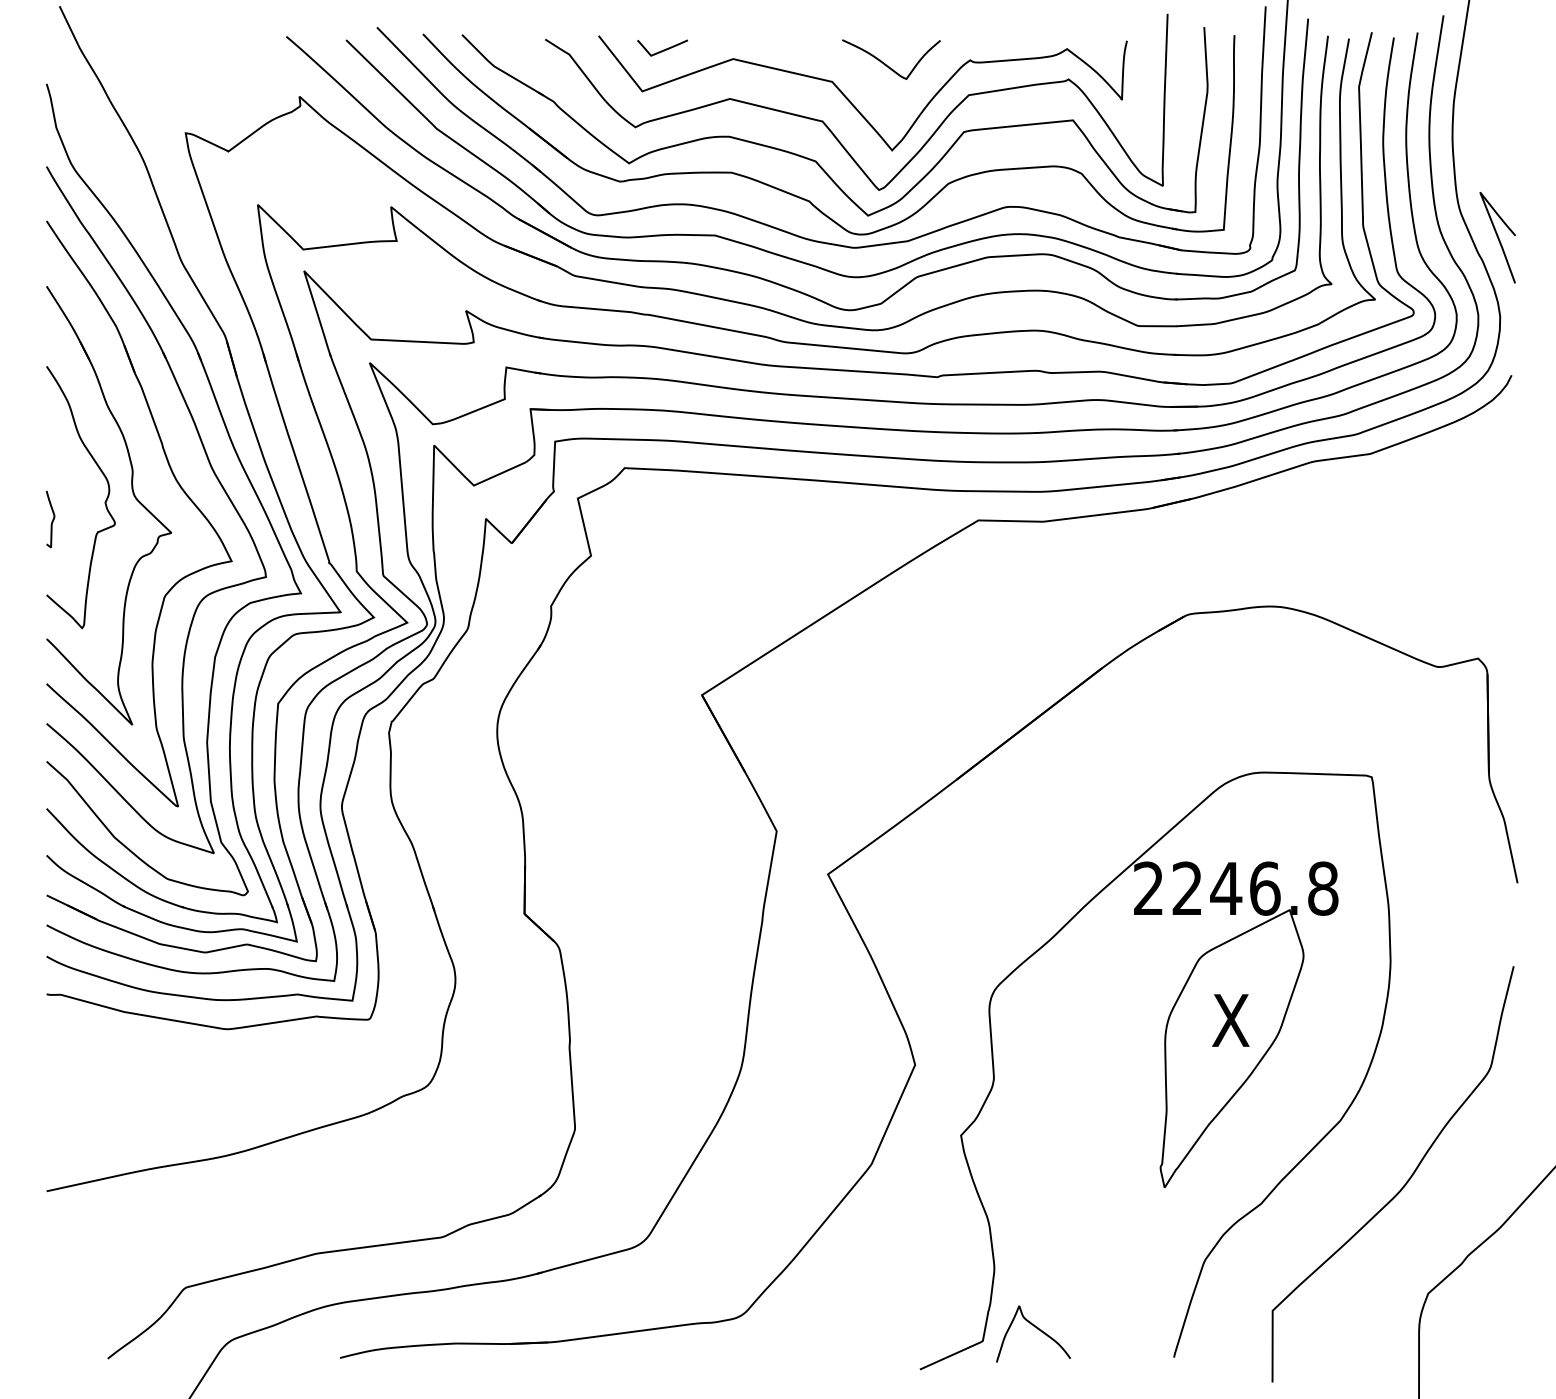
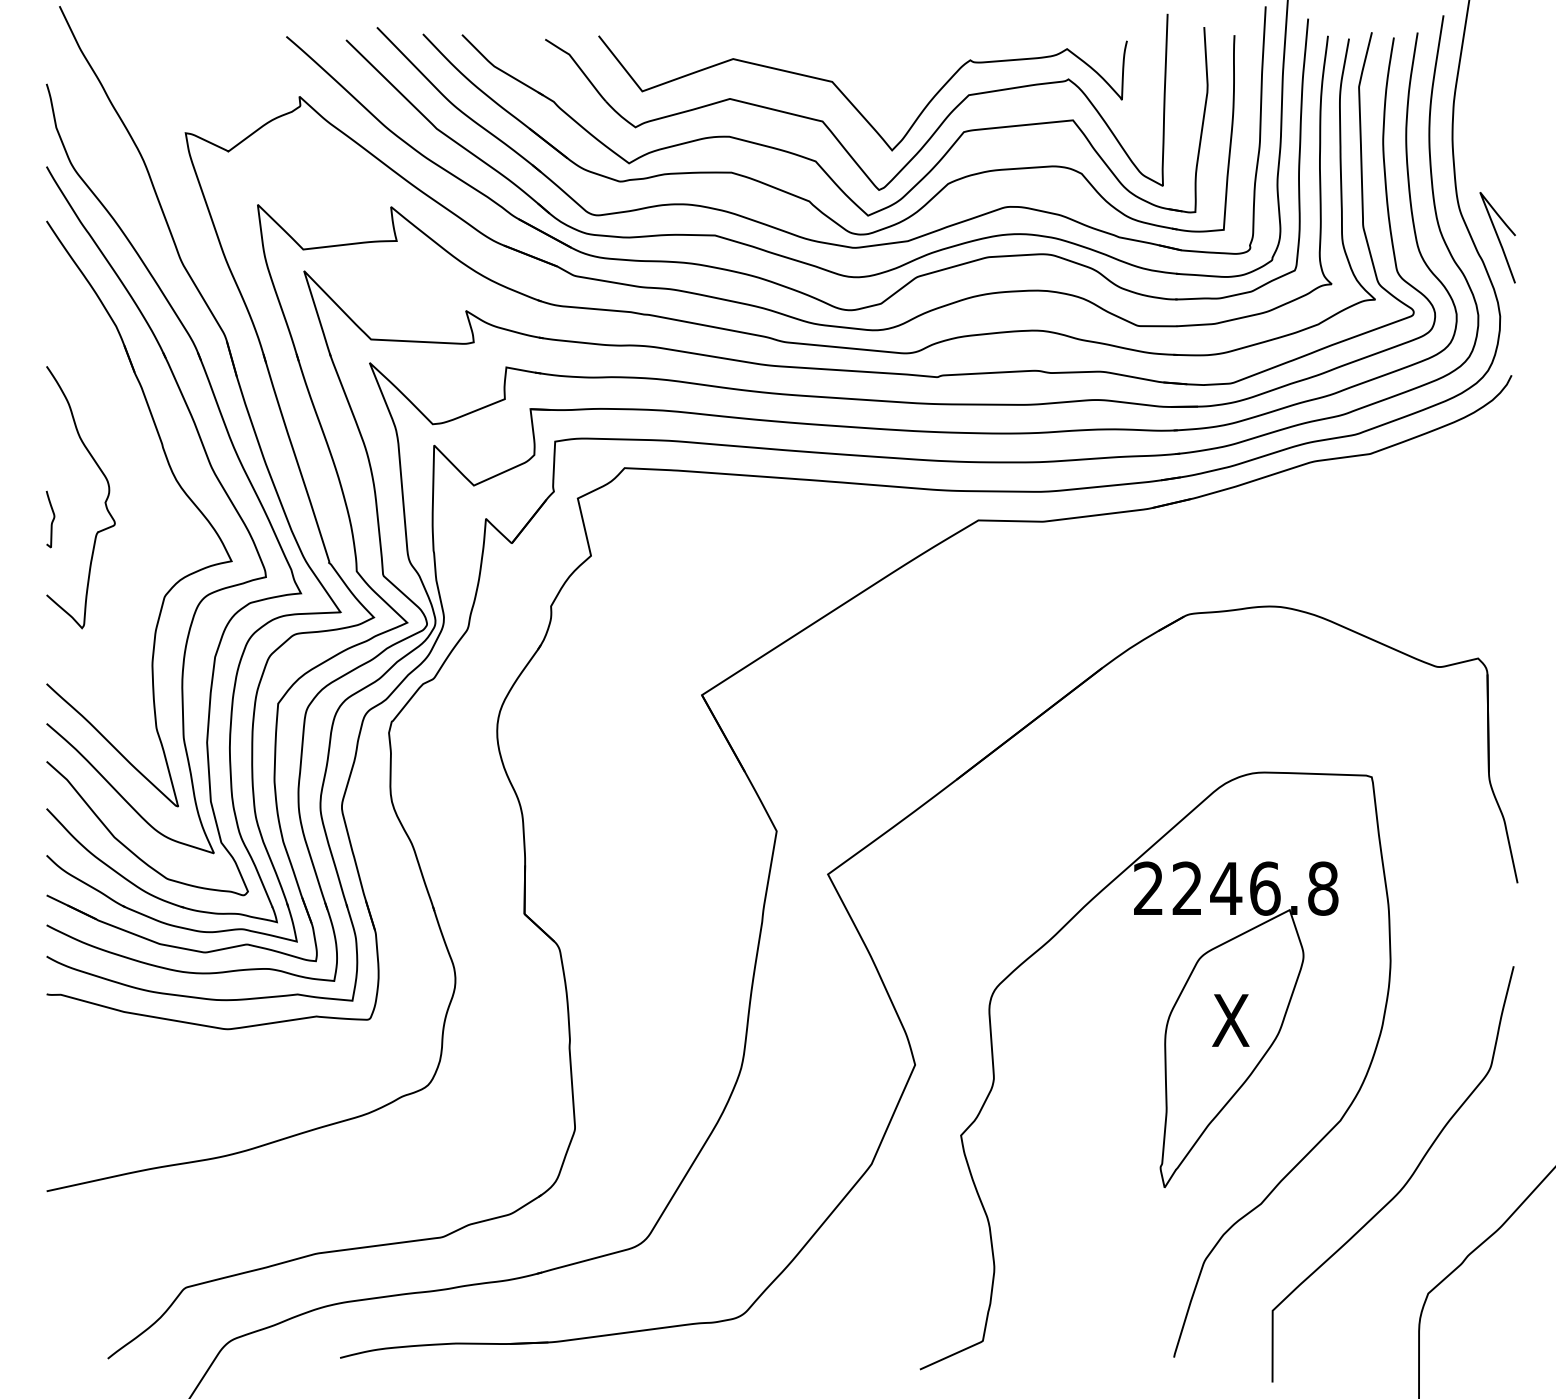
curve: present -> none (663, 49)
curve: present -> none (888, 65)
part: present -> none (133, 496)
curve: present -> none (1037, 1329)
